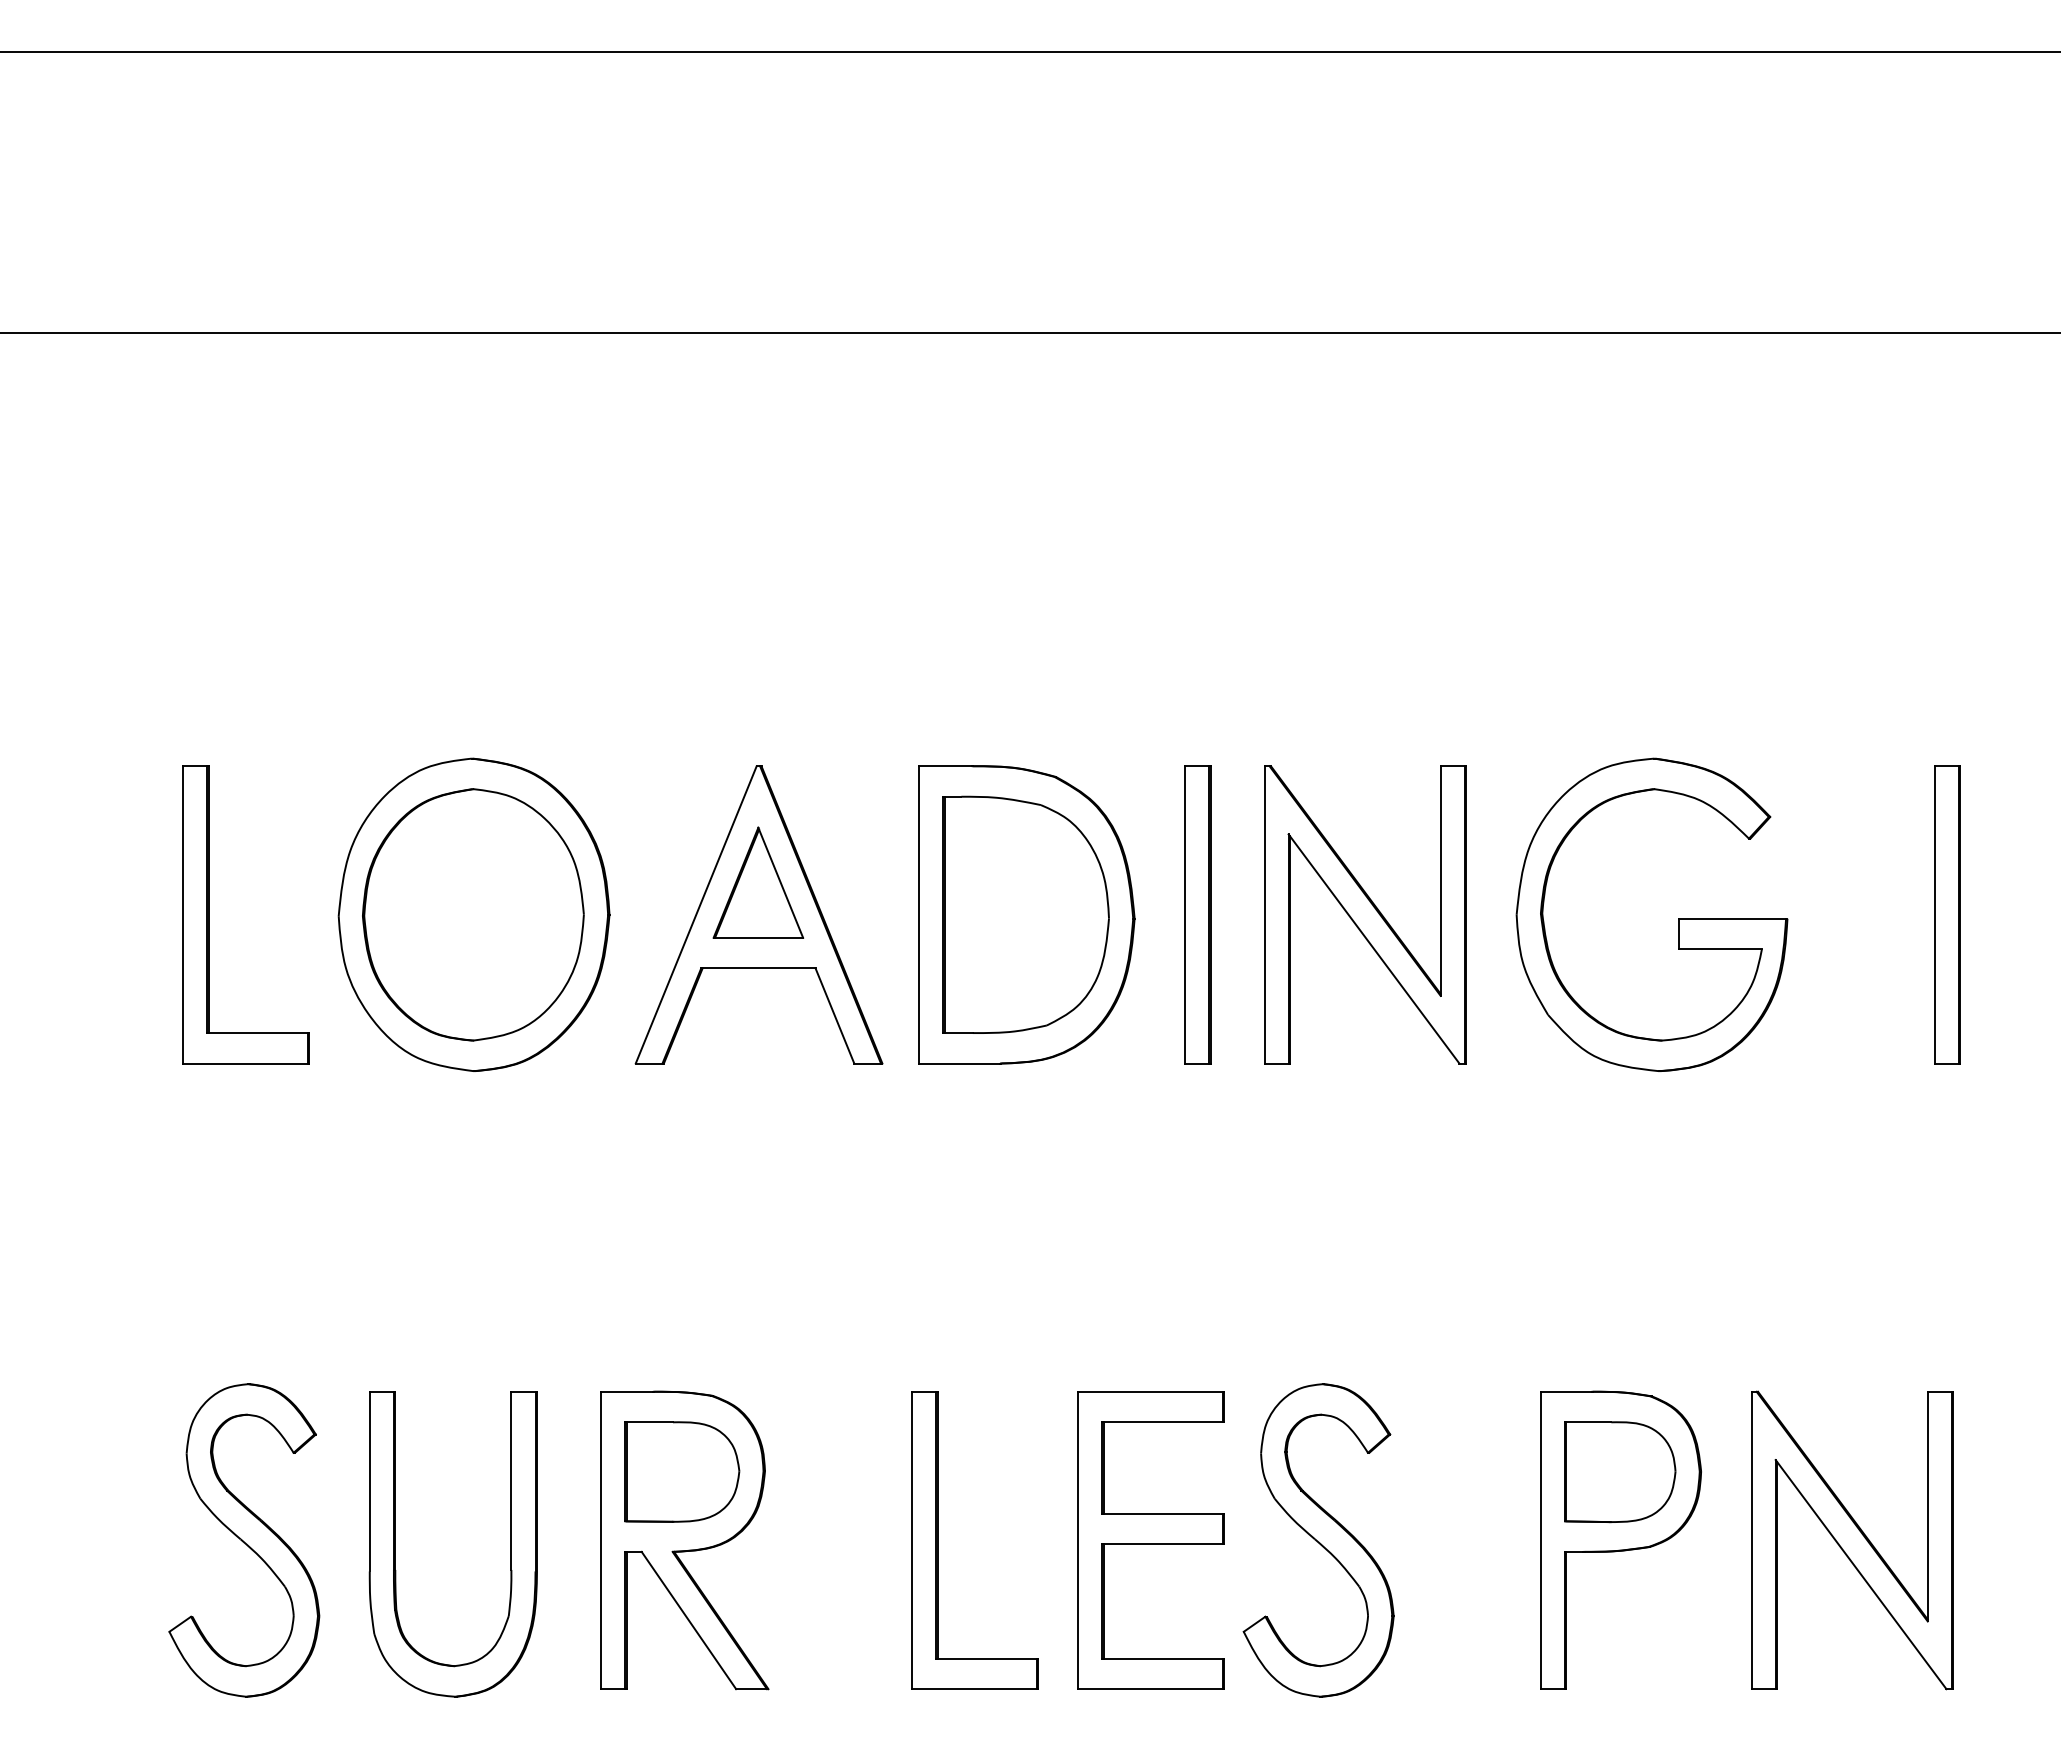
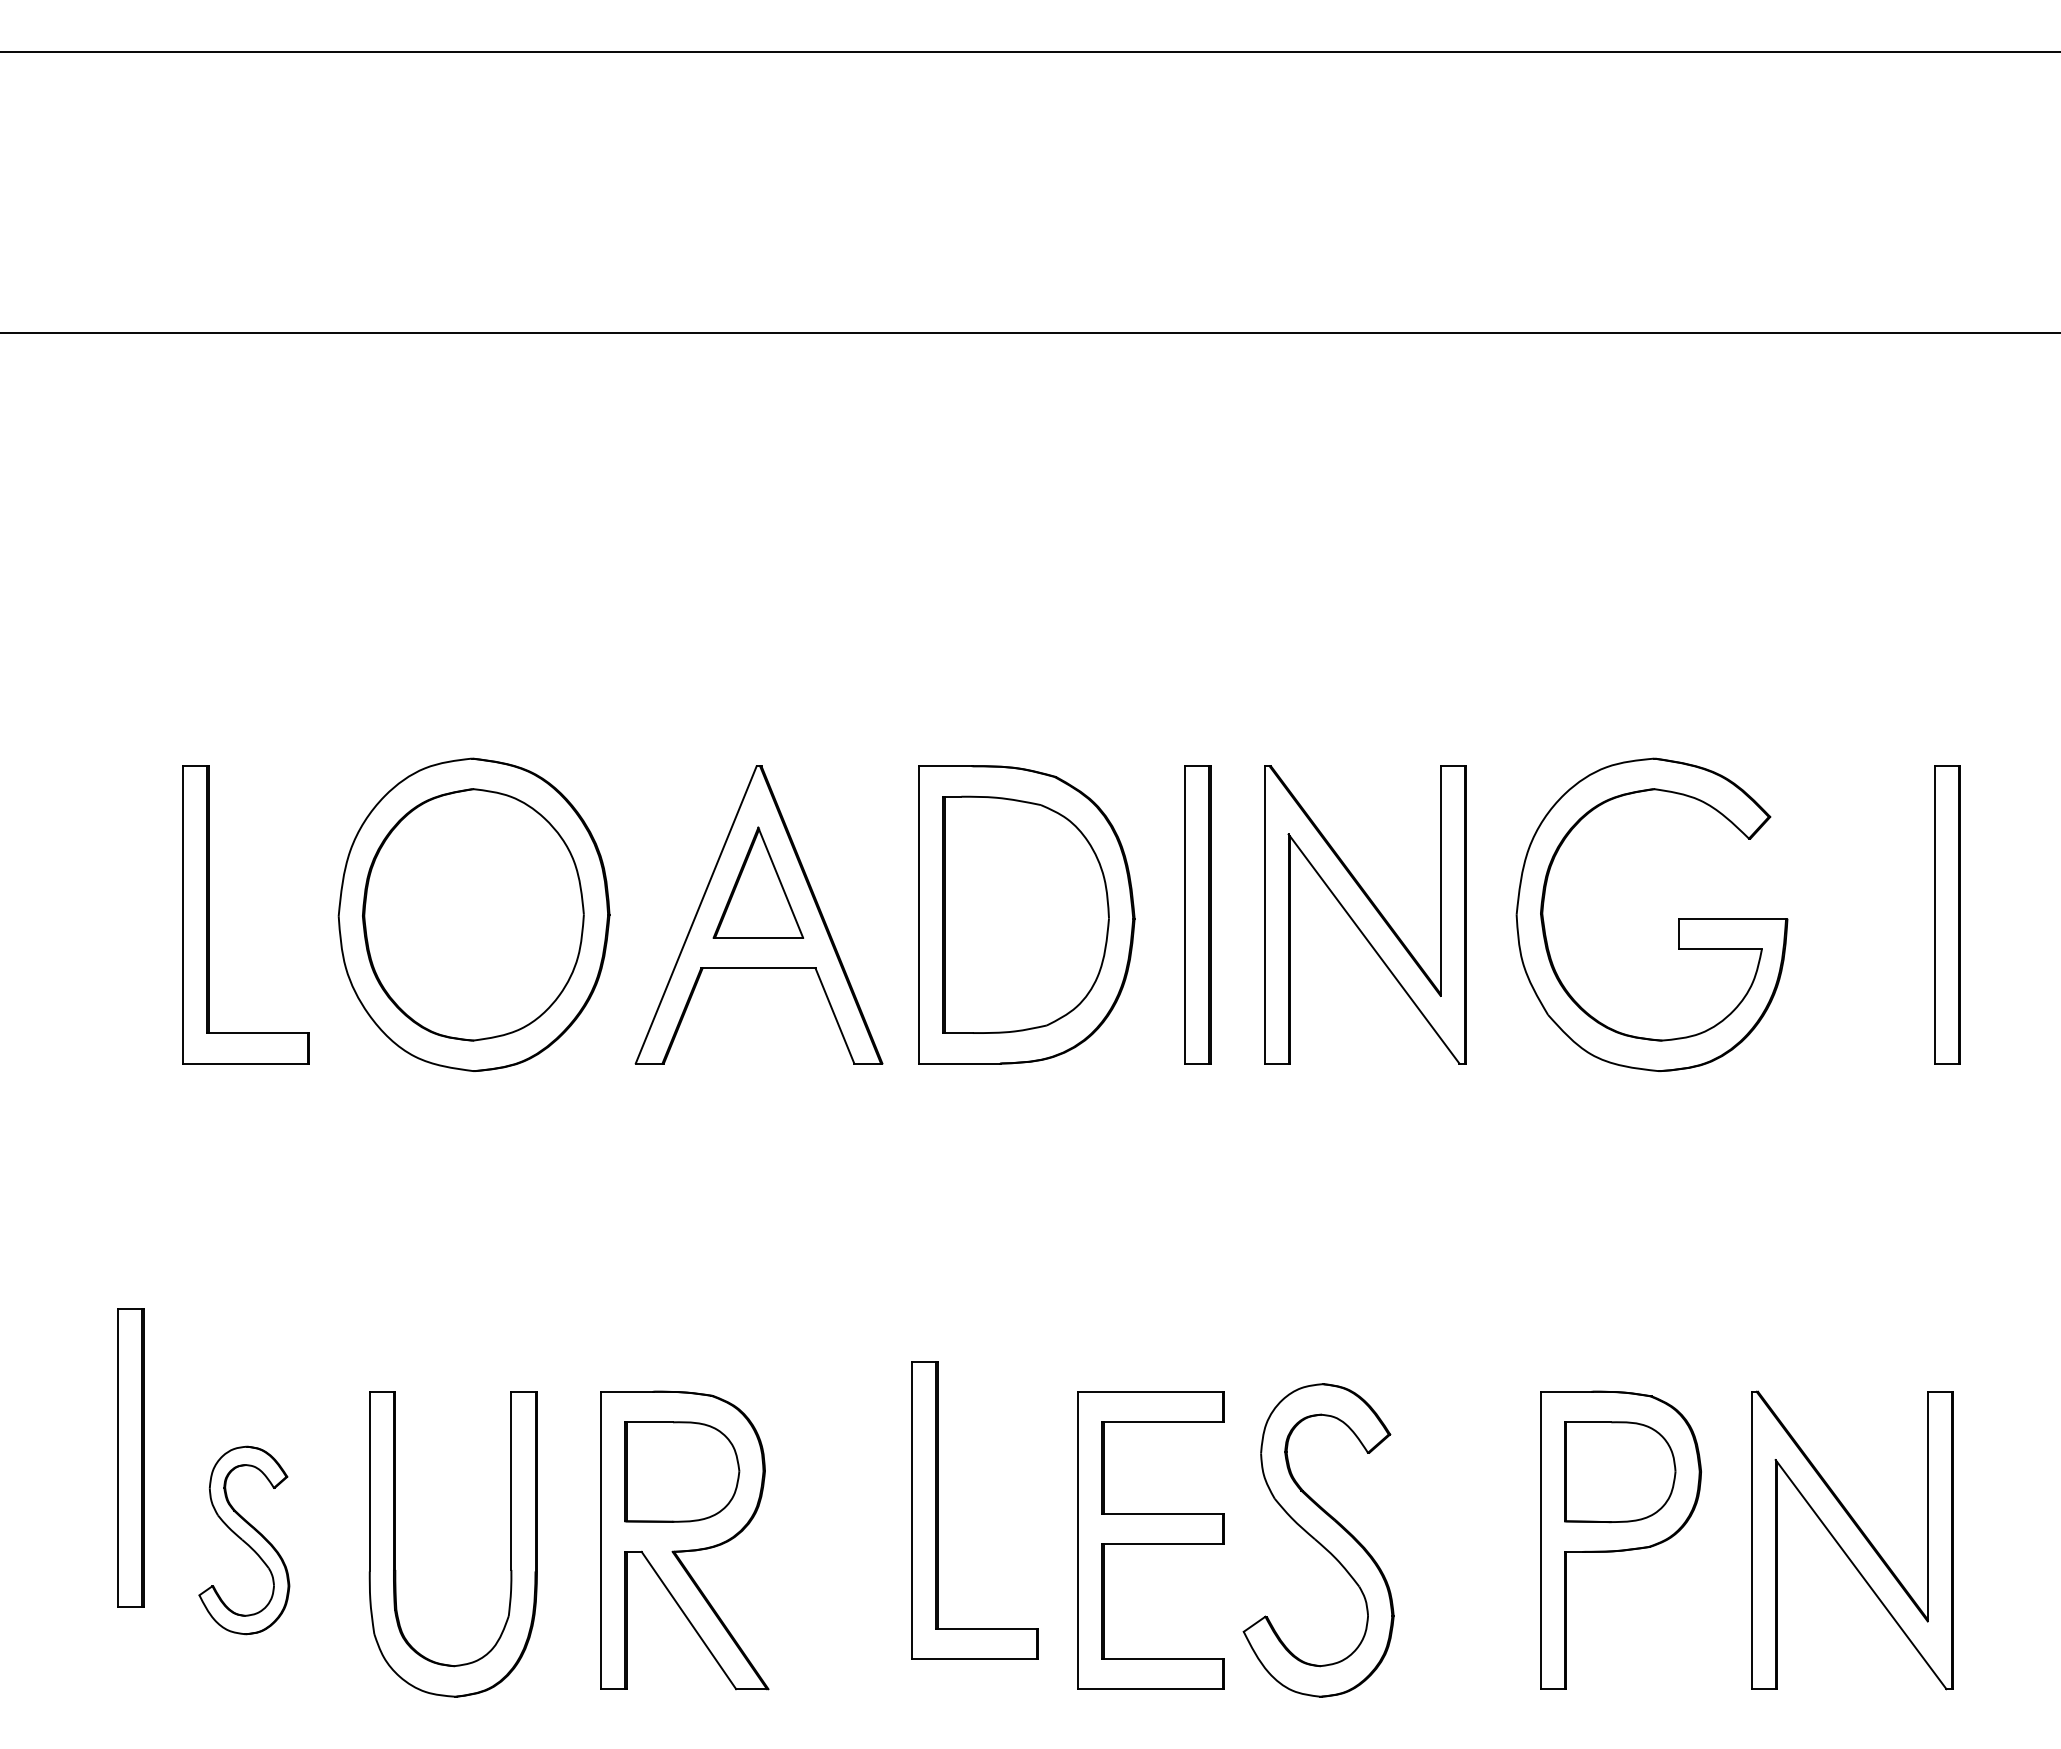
part: none -> present (130, 1457)
part size: 153x315 px -> 93x191 px (244, 1540)
part position: (938, 1540) -> (938, 1510) (938, 1510)
